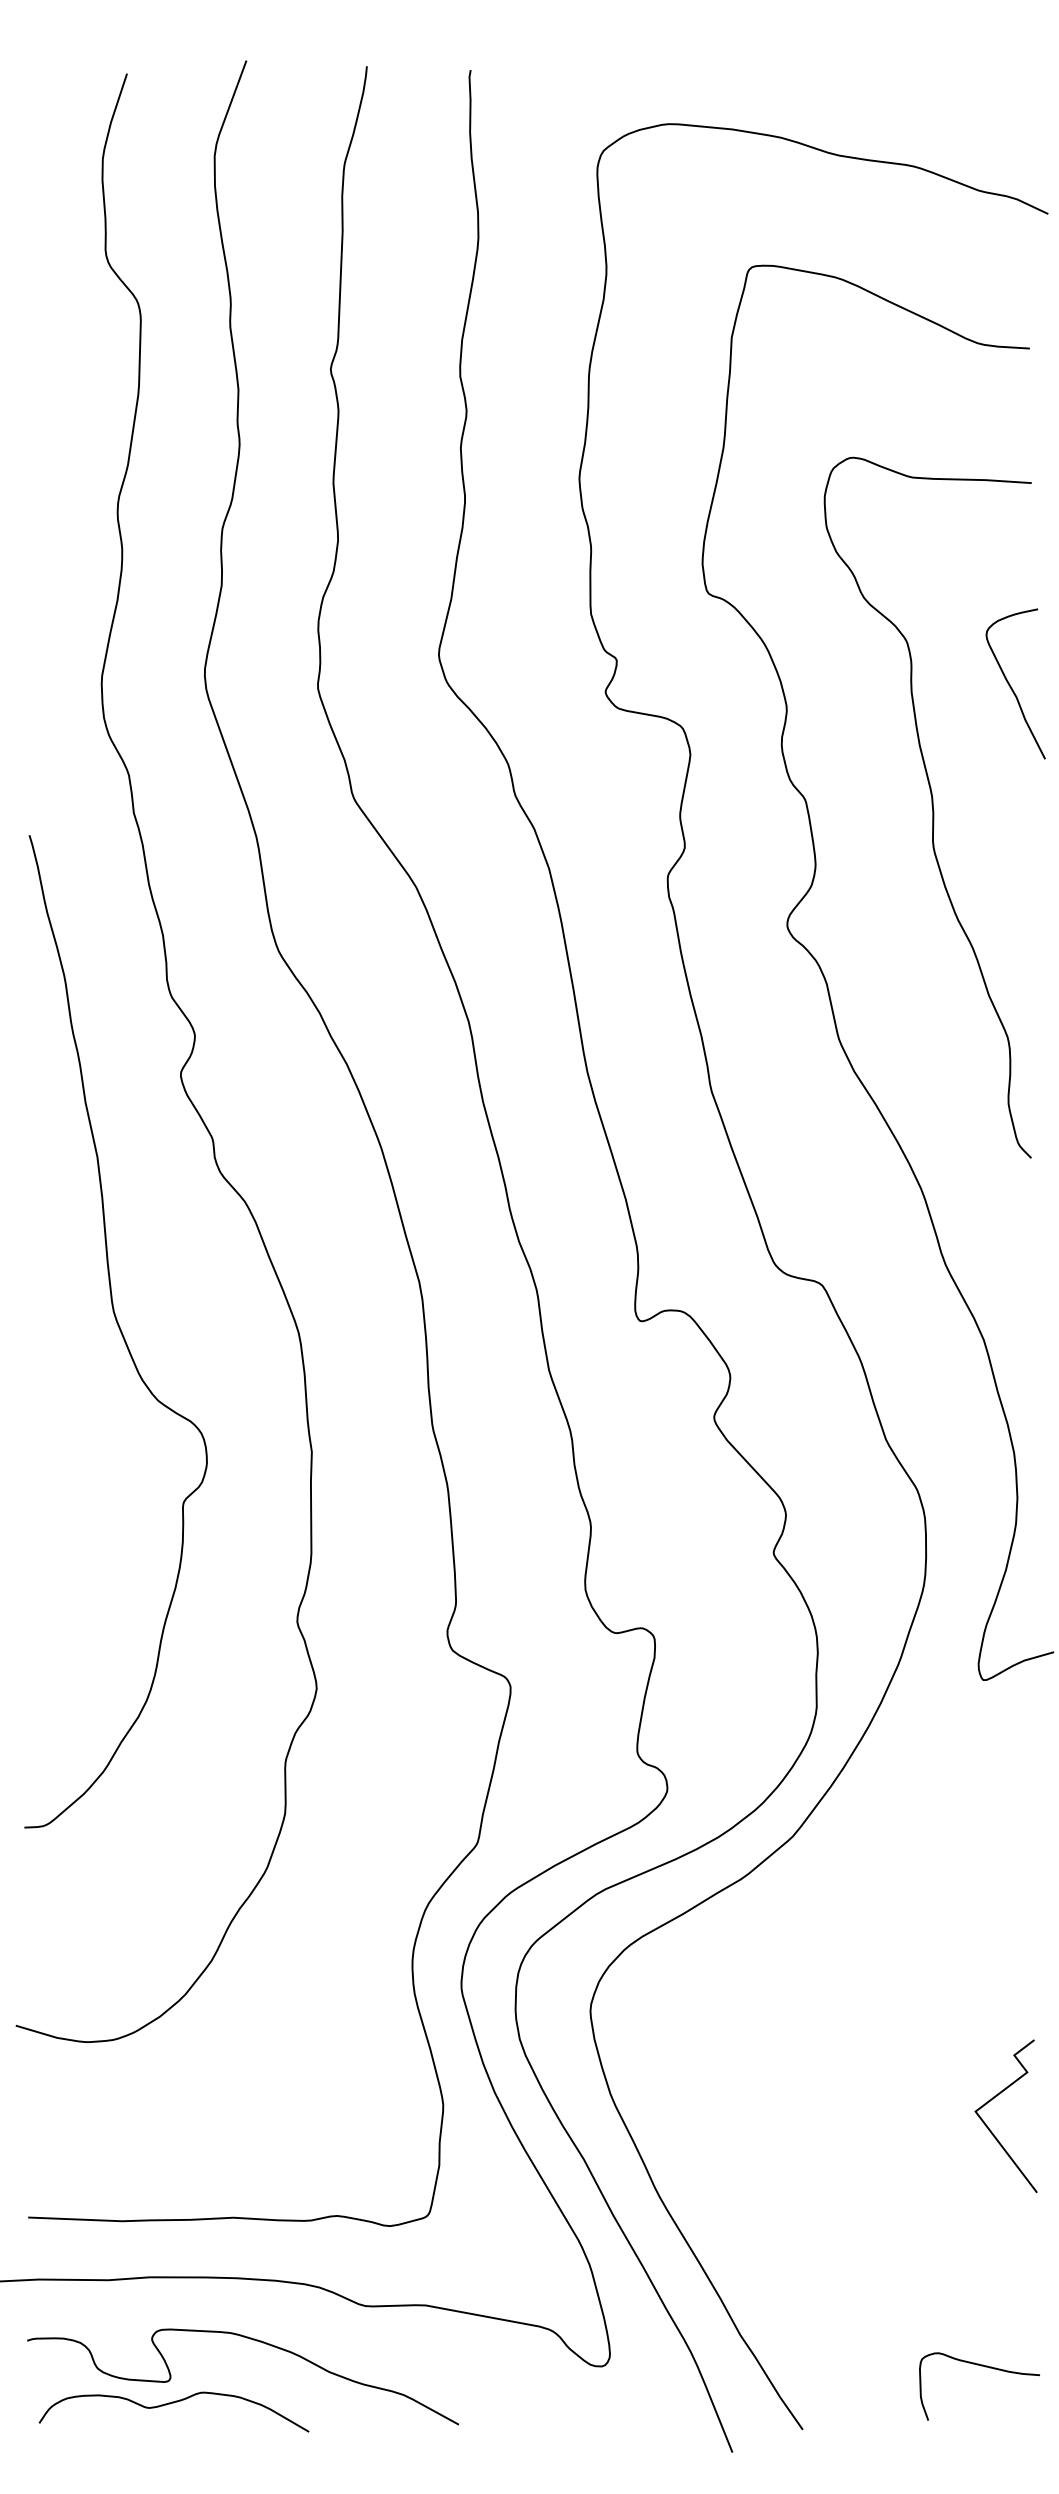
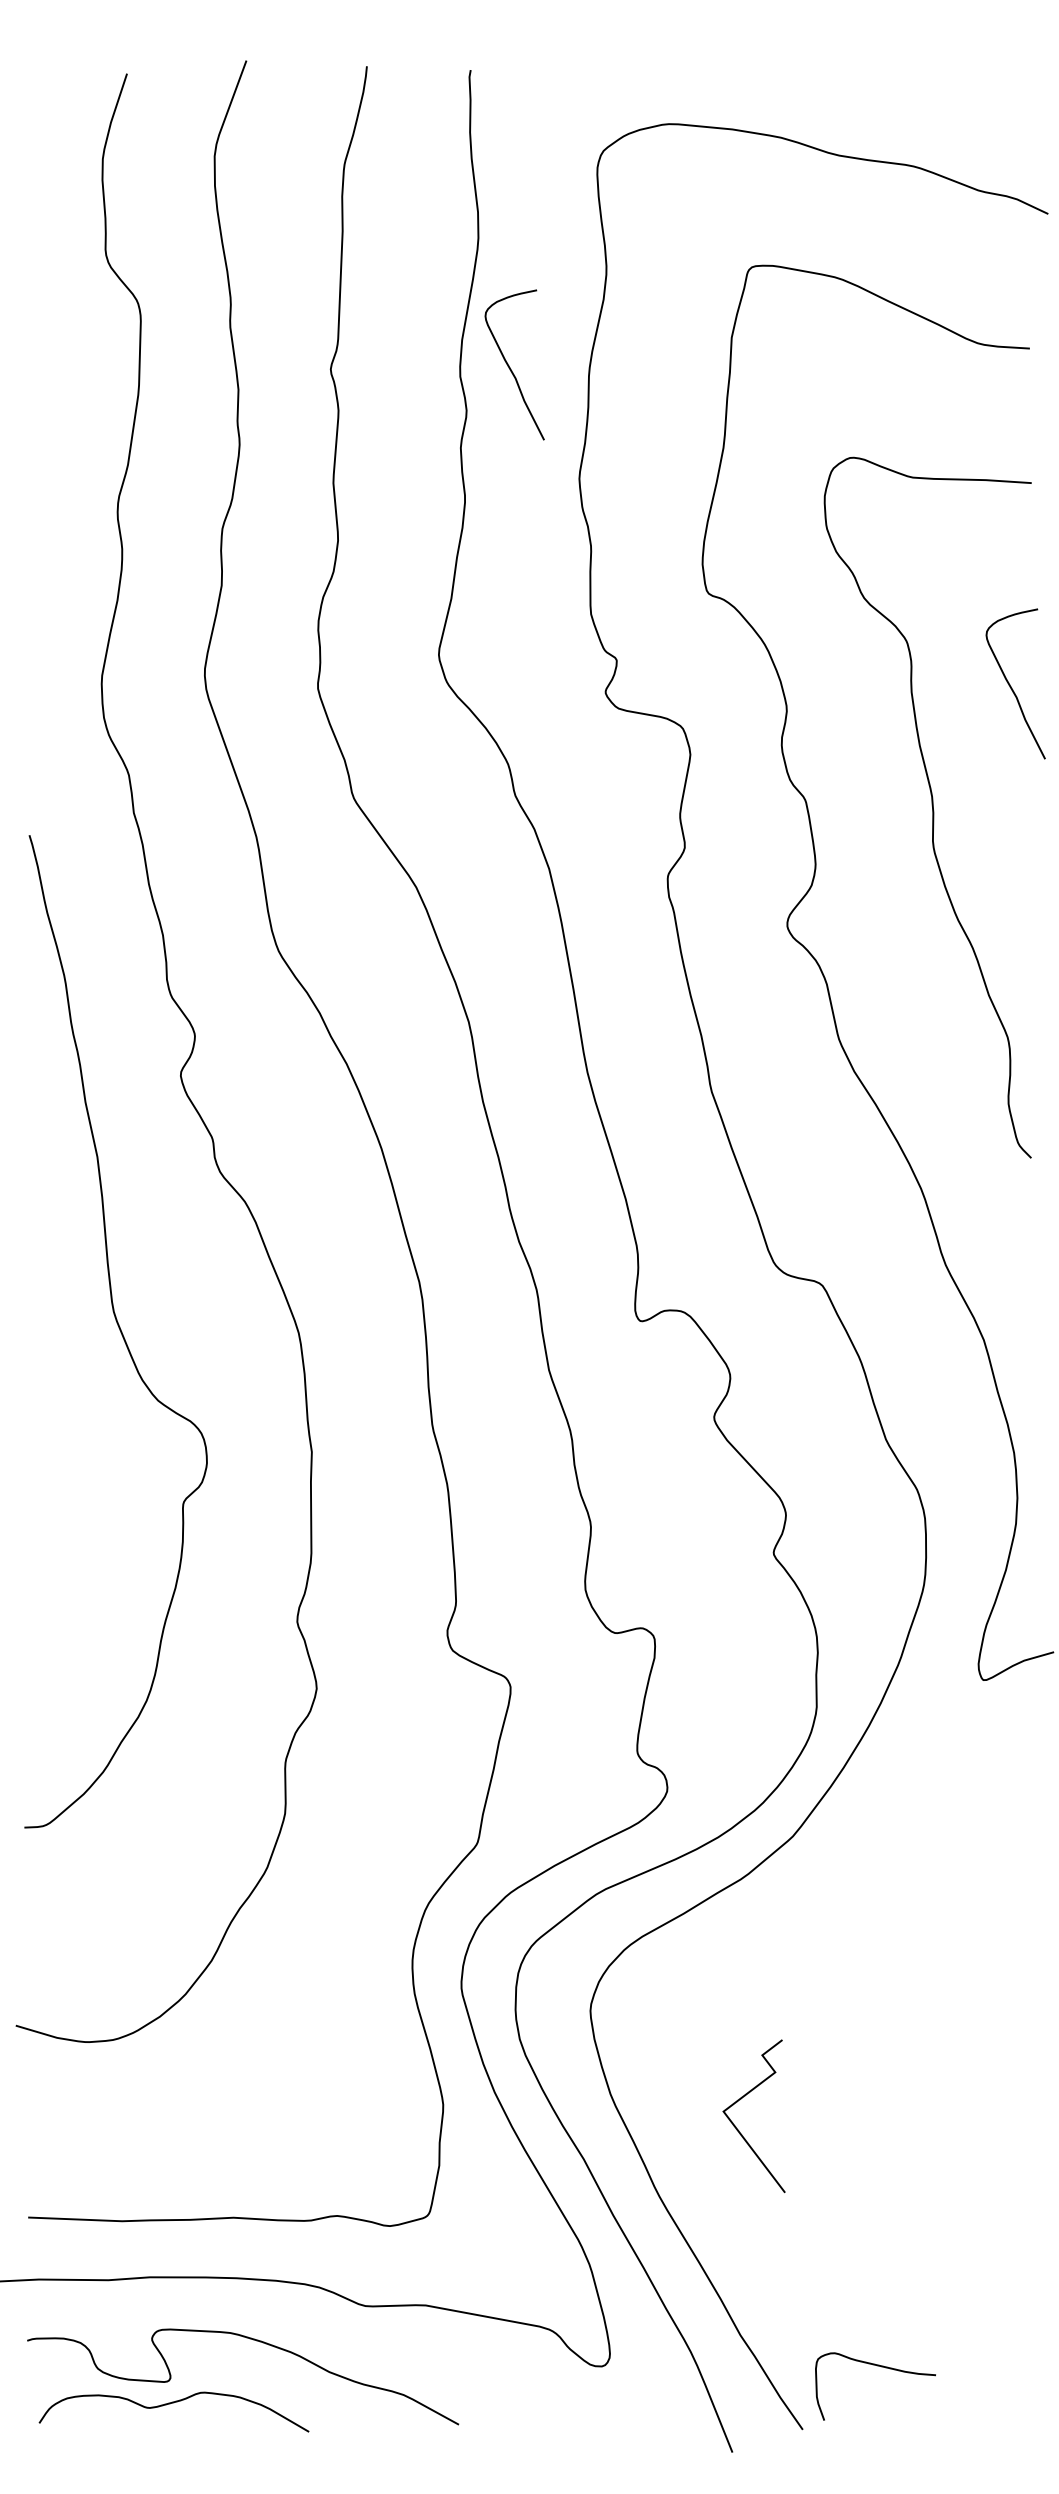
curve: none -> present (510, 367)
line position: (988, 2126) -> (736, 2126) (736, 2126)
curve position: (985, 2367) -> (881, 2367) (881, 2367)
